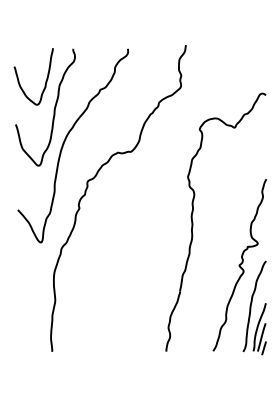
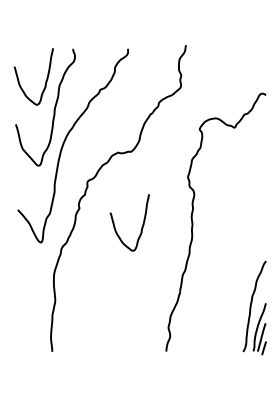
curve: none -> present (141, 226)
curve: present -> none (239, 265)
